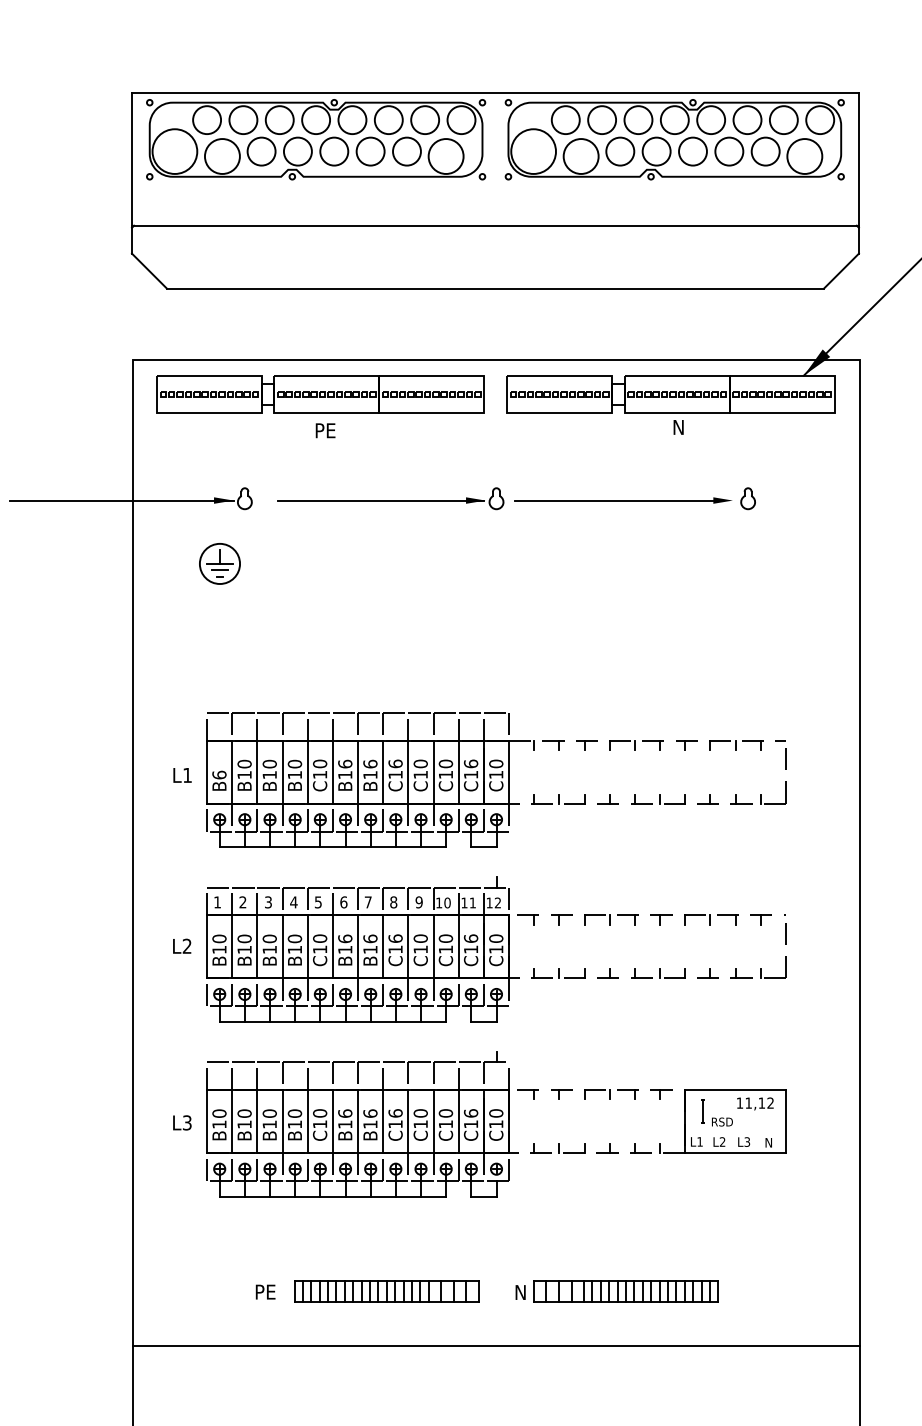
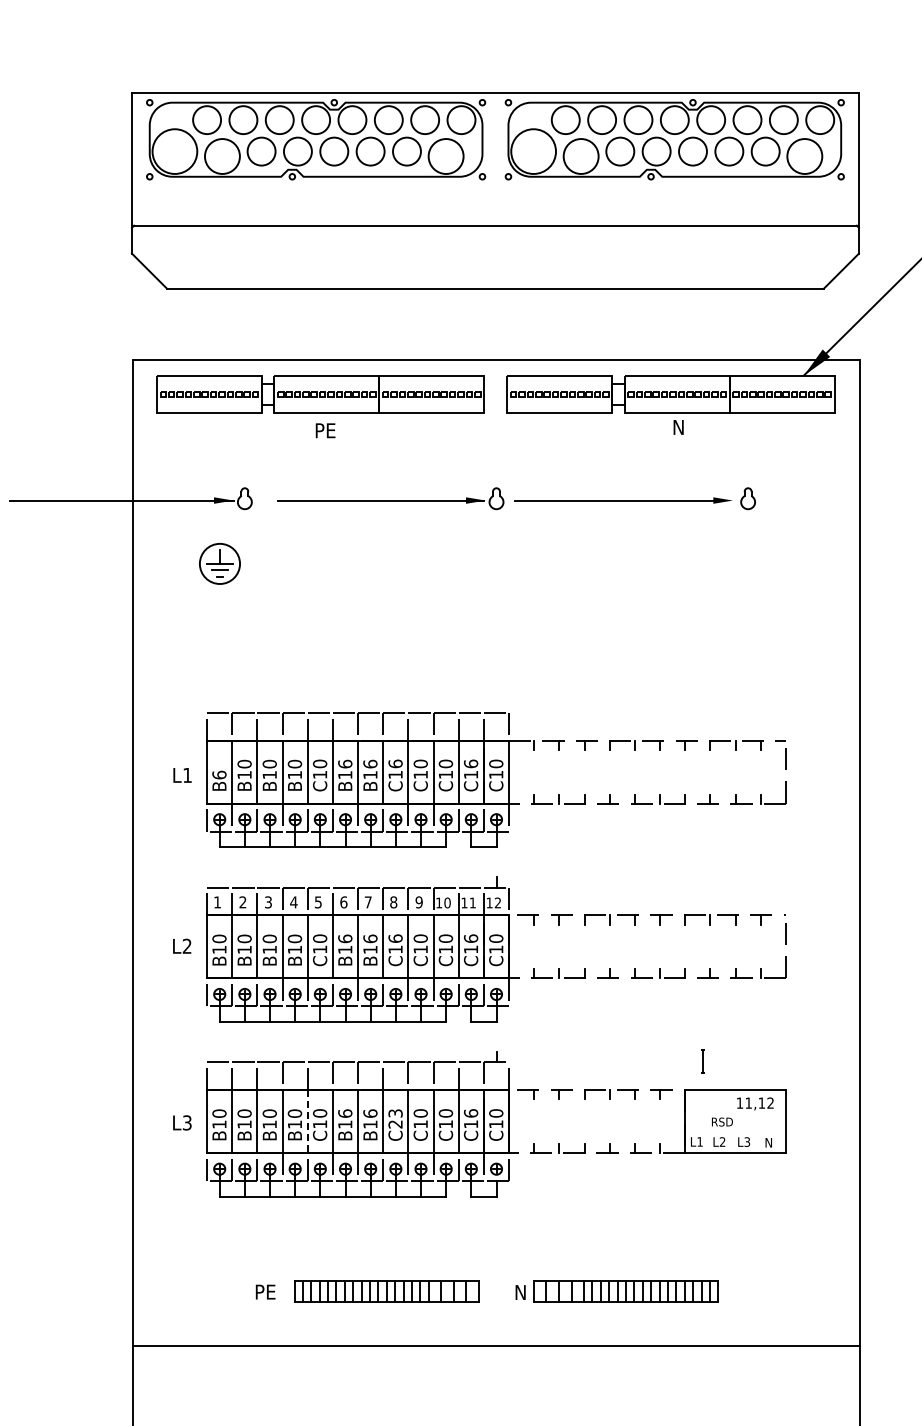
part position: (702, 1111) -> (702, 1061) (702, 1061)
text: C16 -> C23 (395, 1118)
line: solid -> dashed (307, 1122)
